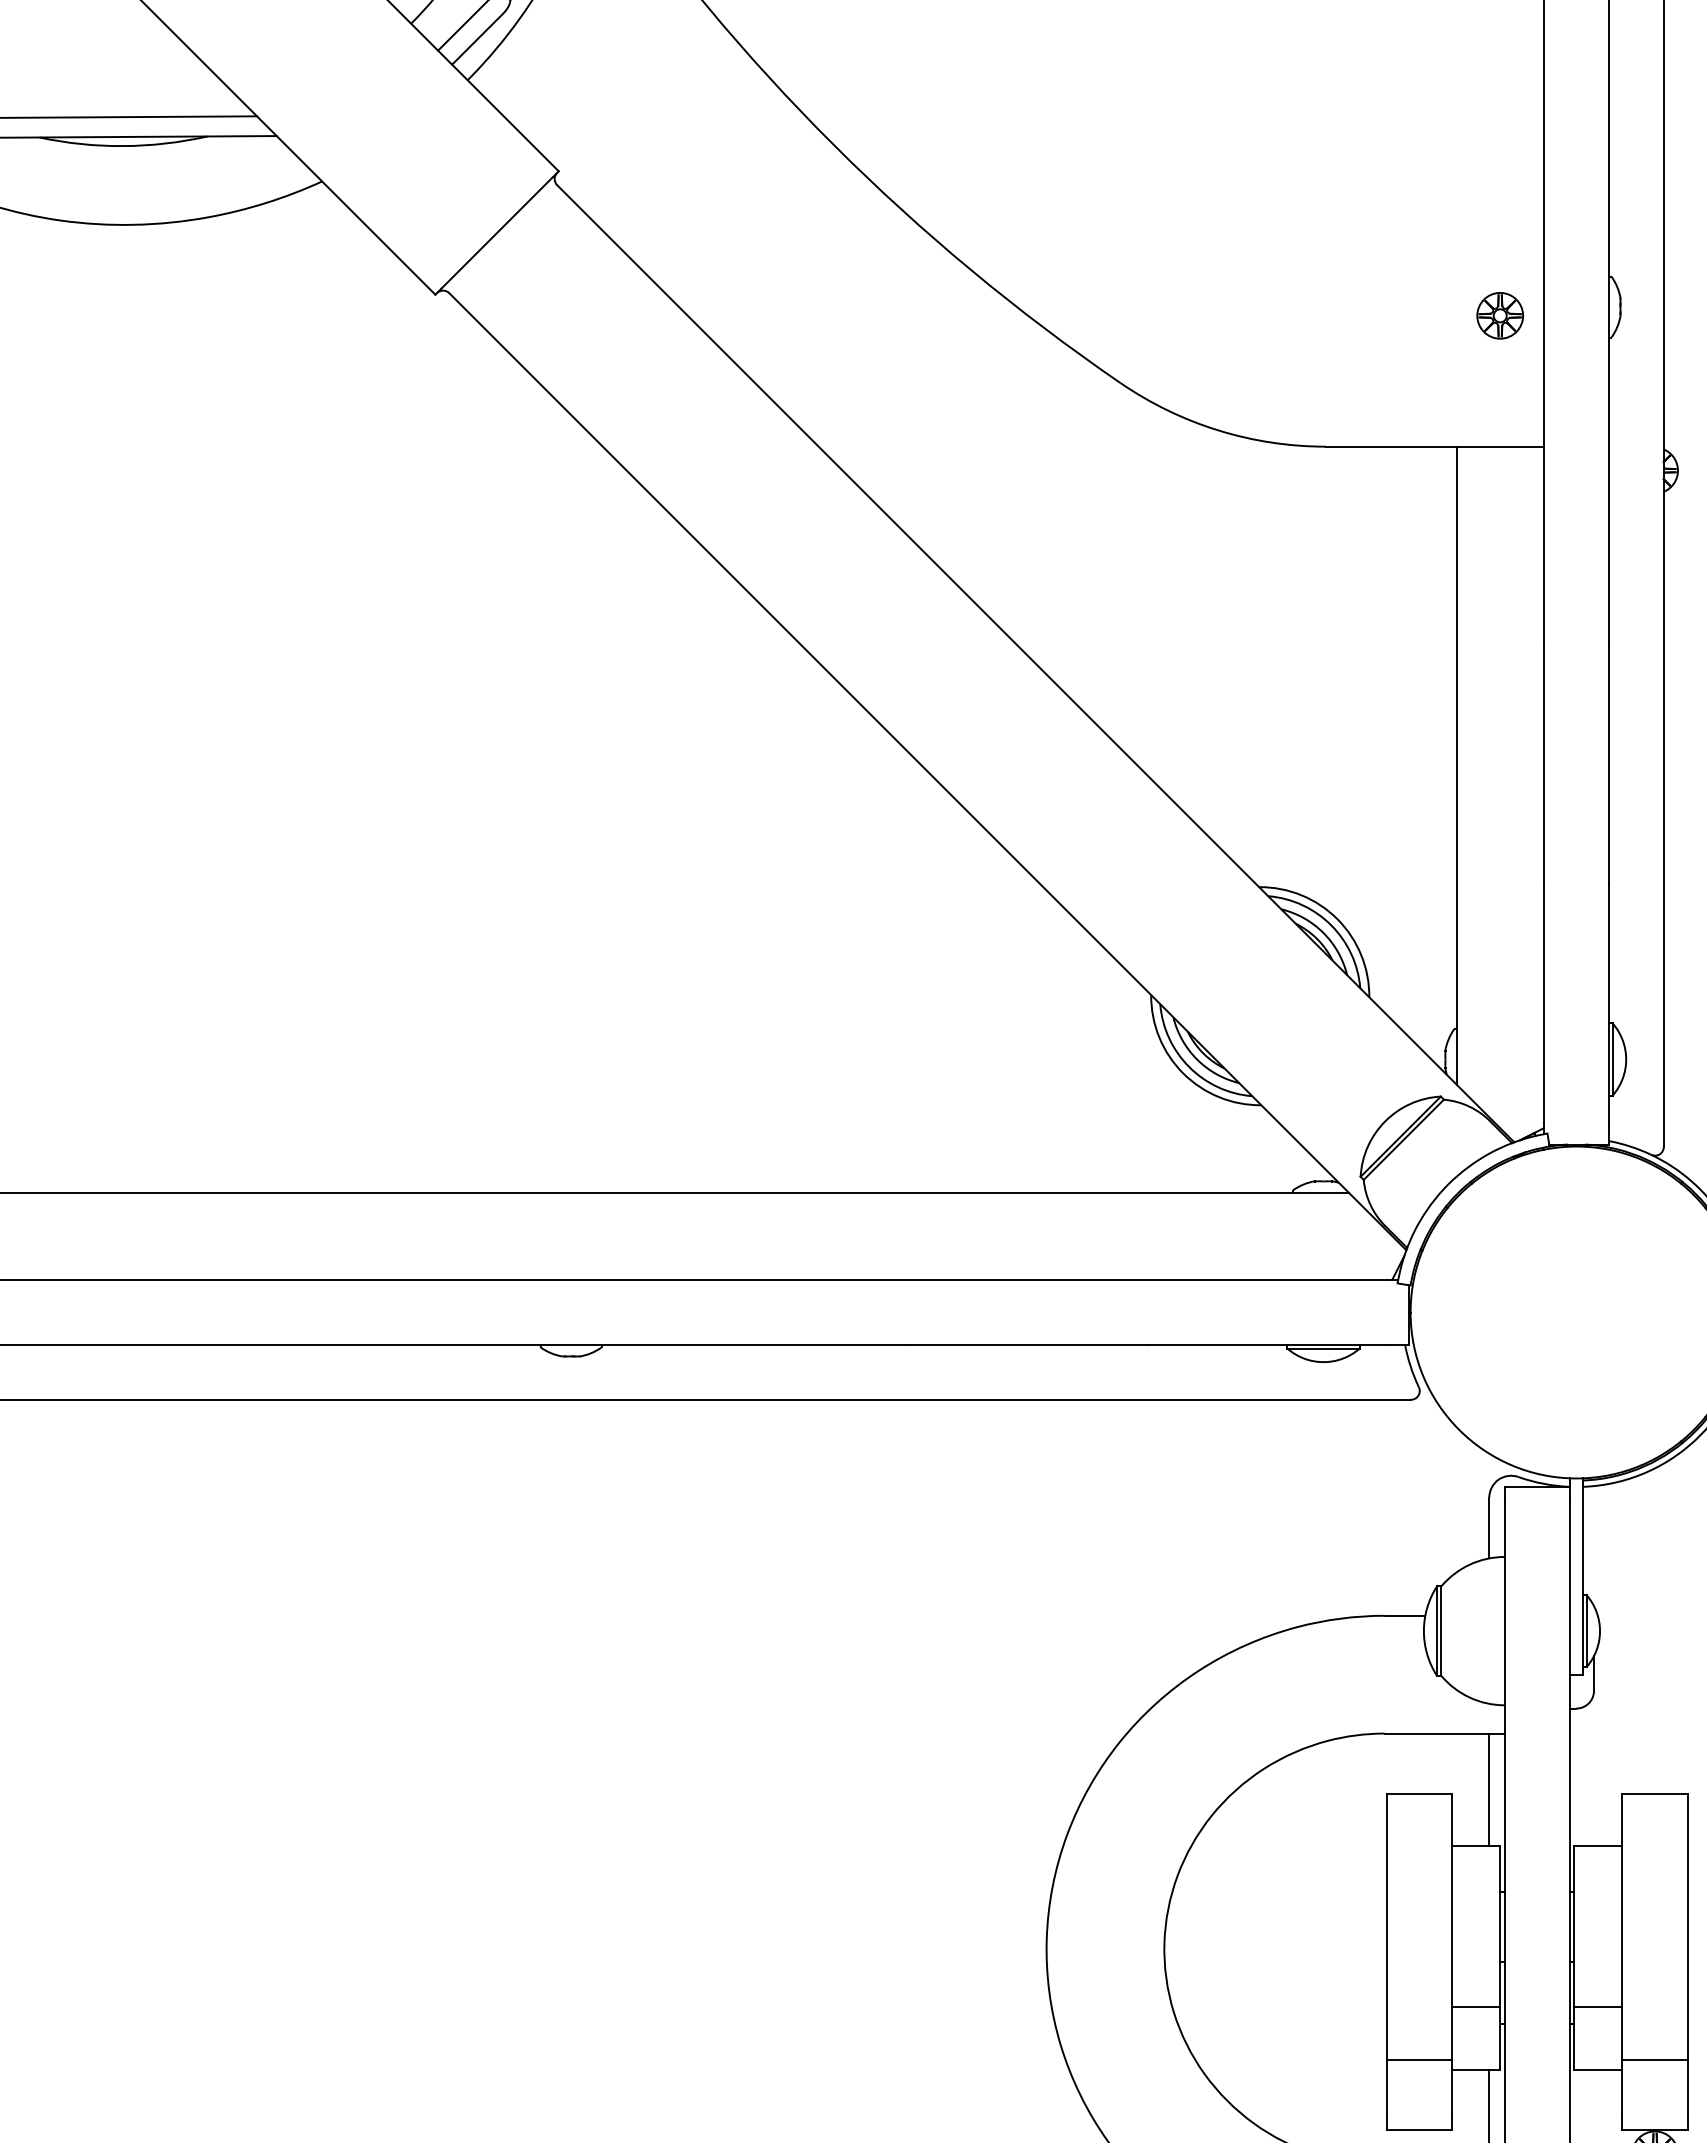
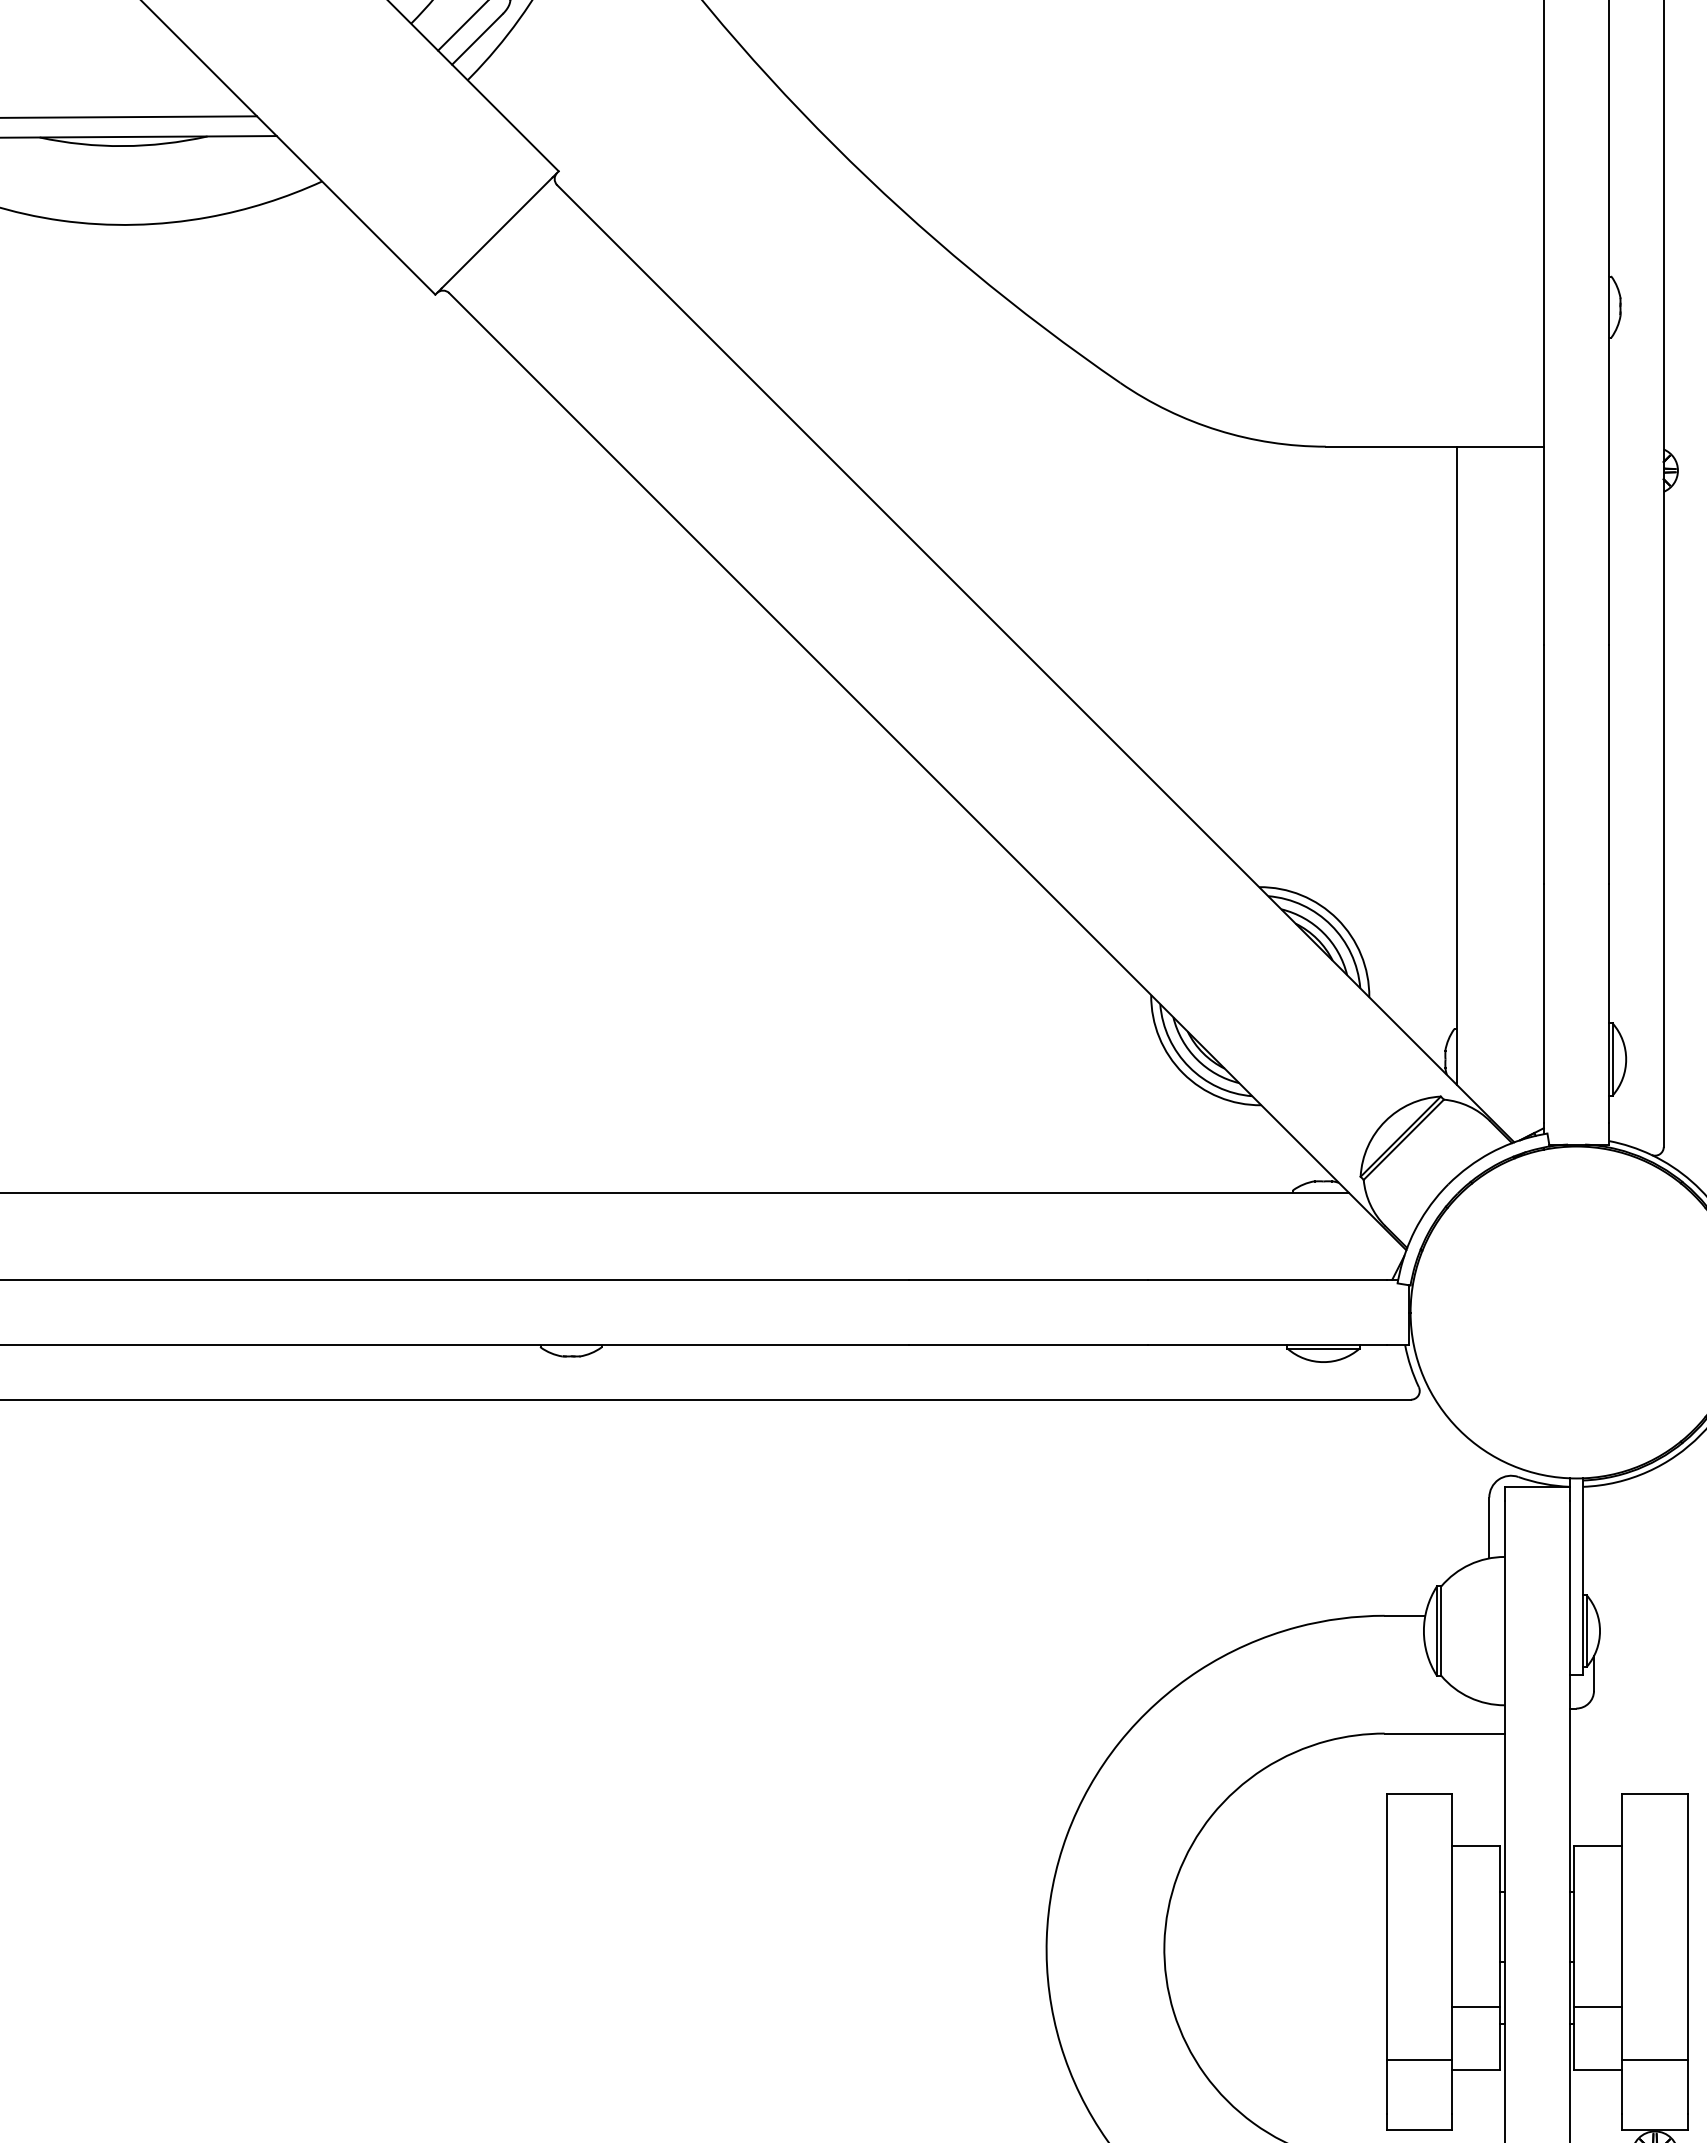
part: present -> none (1499, 315)
line: present -> none (1489, 1789)
line: present -> none (1489, 2104)
